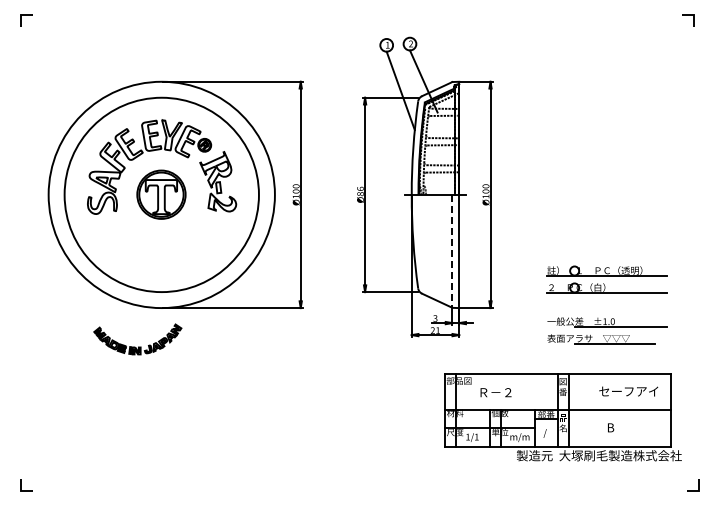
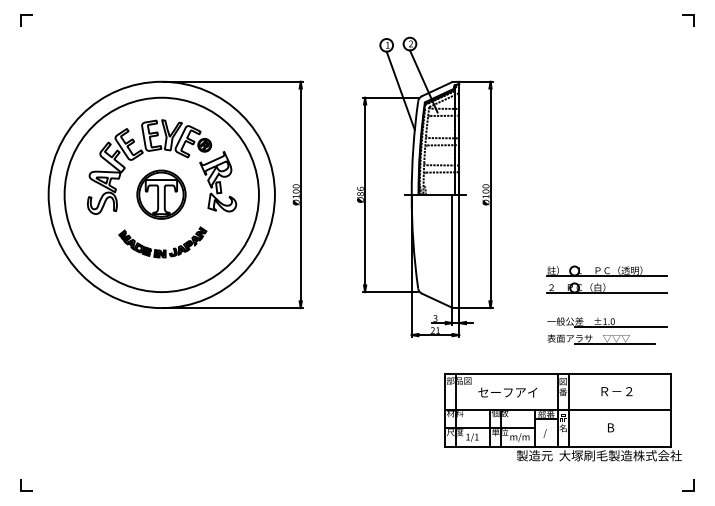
line: dashed -> solid (452, 251)
part position: (138, 346) -> (163, 249) (163, 249)
text: セーフアイ -> Ｒ－２ (628, 391)
text: Ｒ－２ -> セーフアイ (507, 392)
line position: (698, 485) -> (693, 485) (693, 485)
